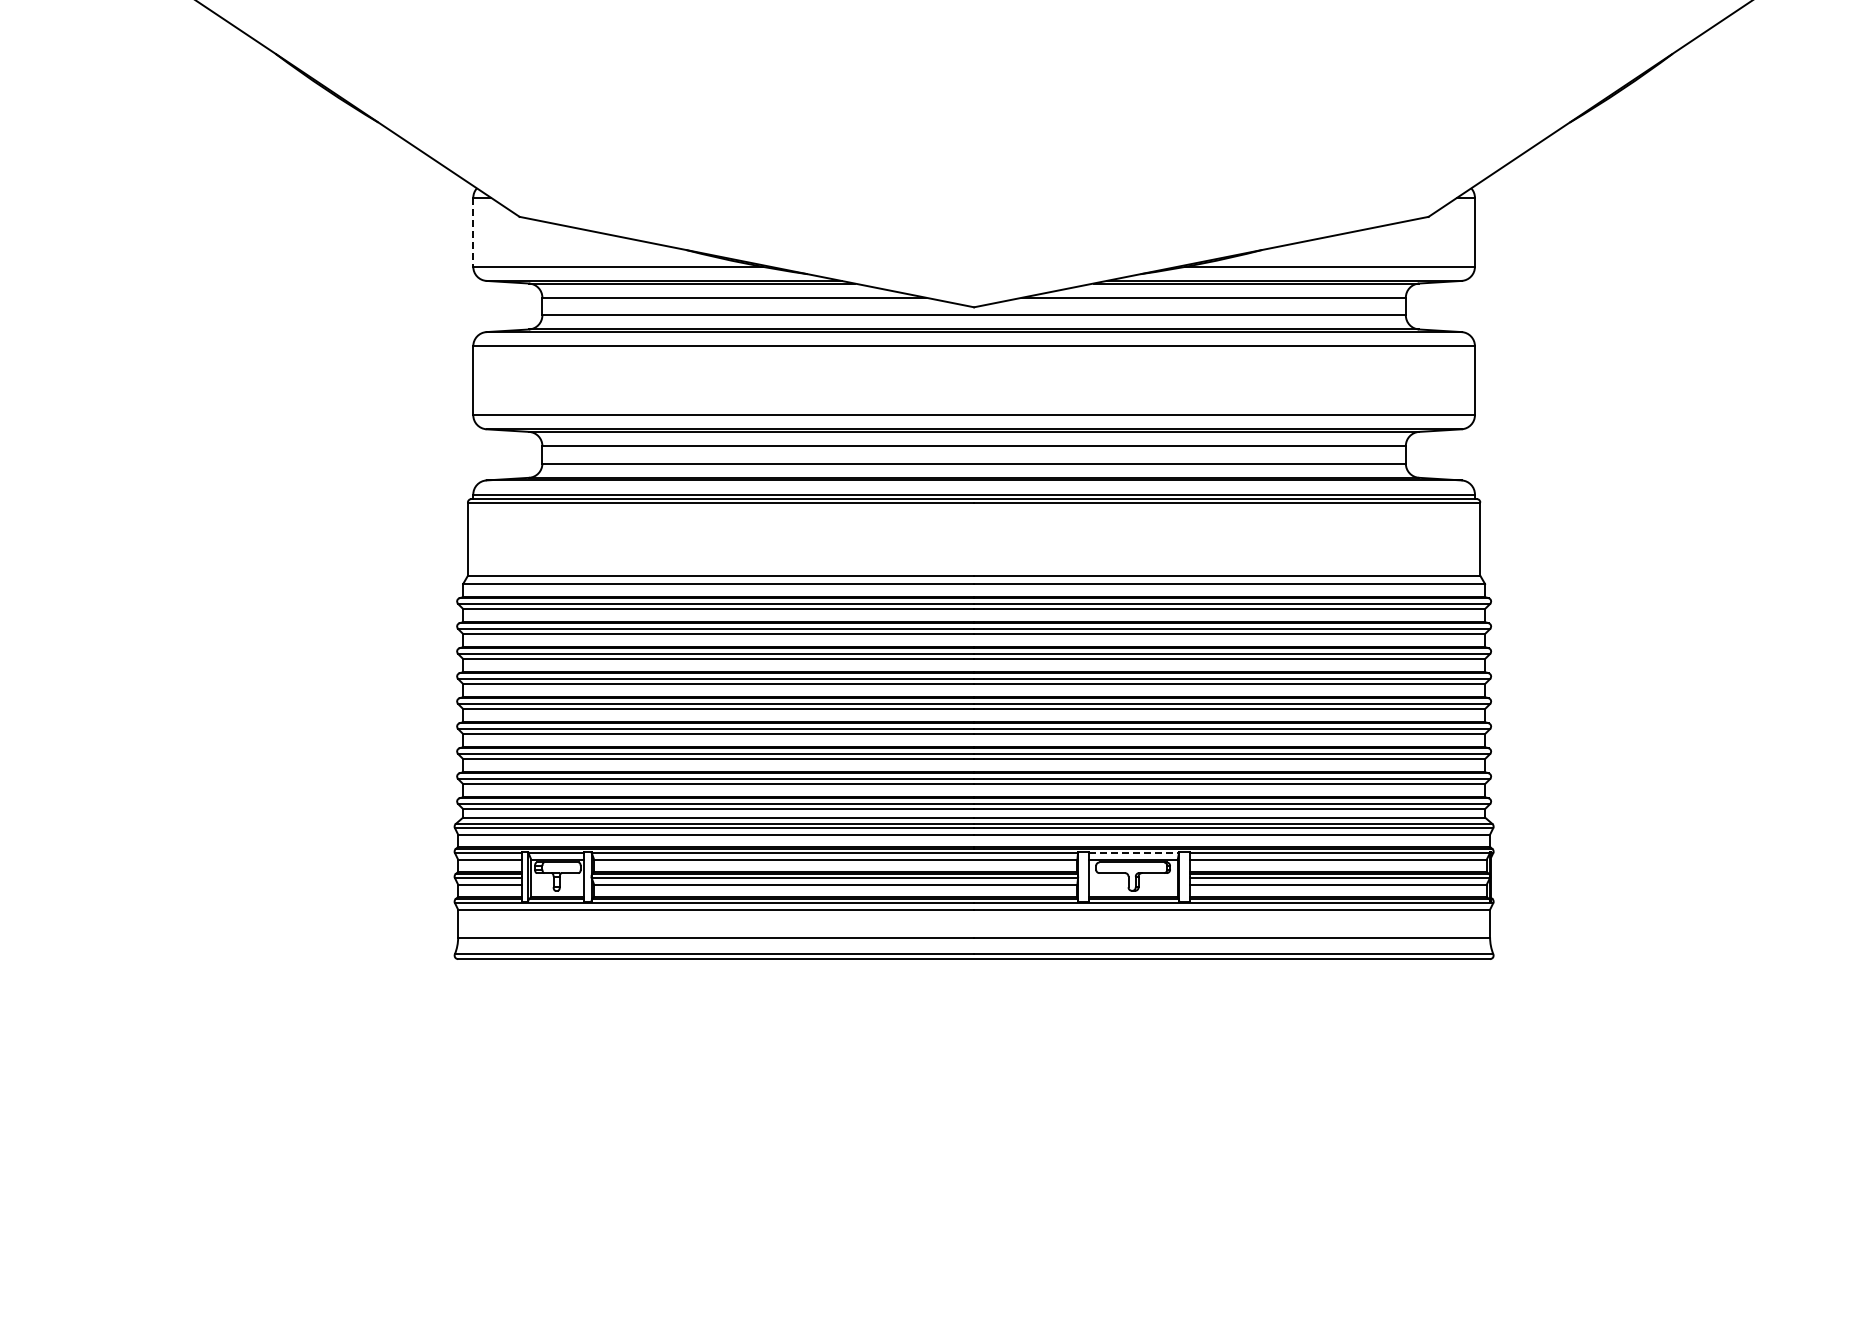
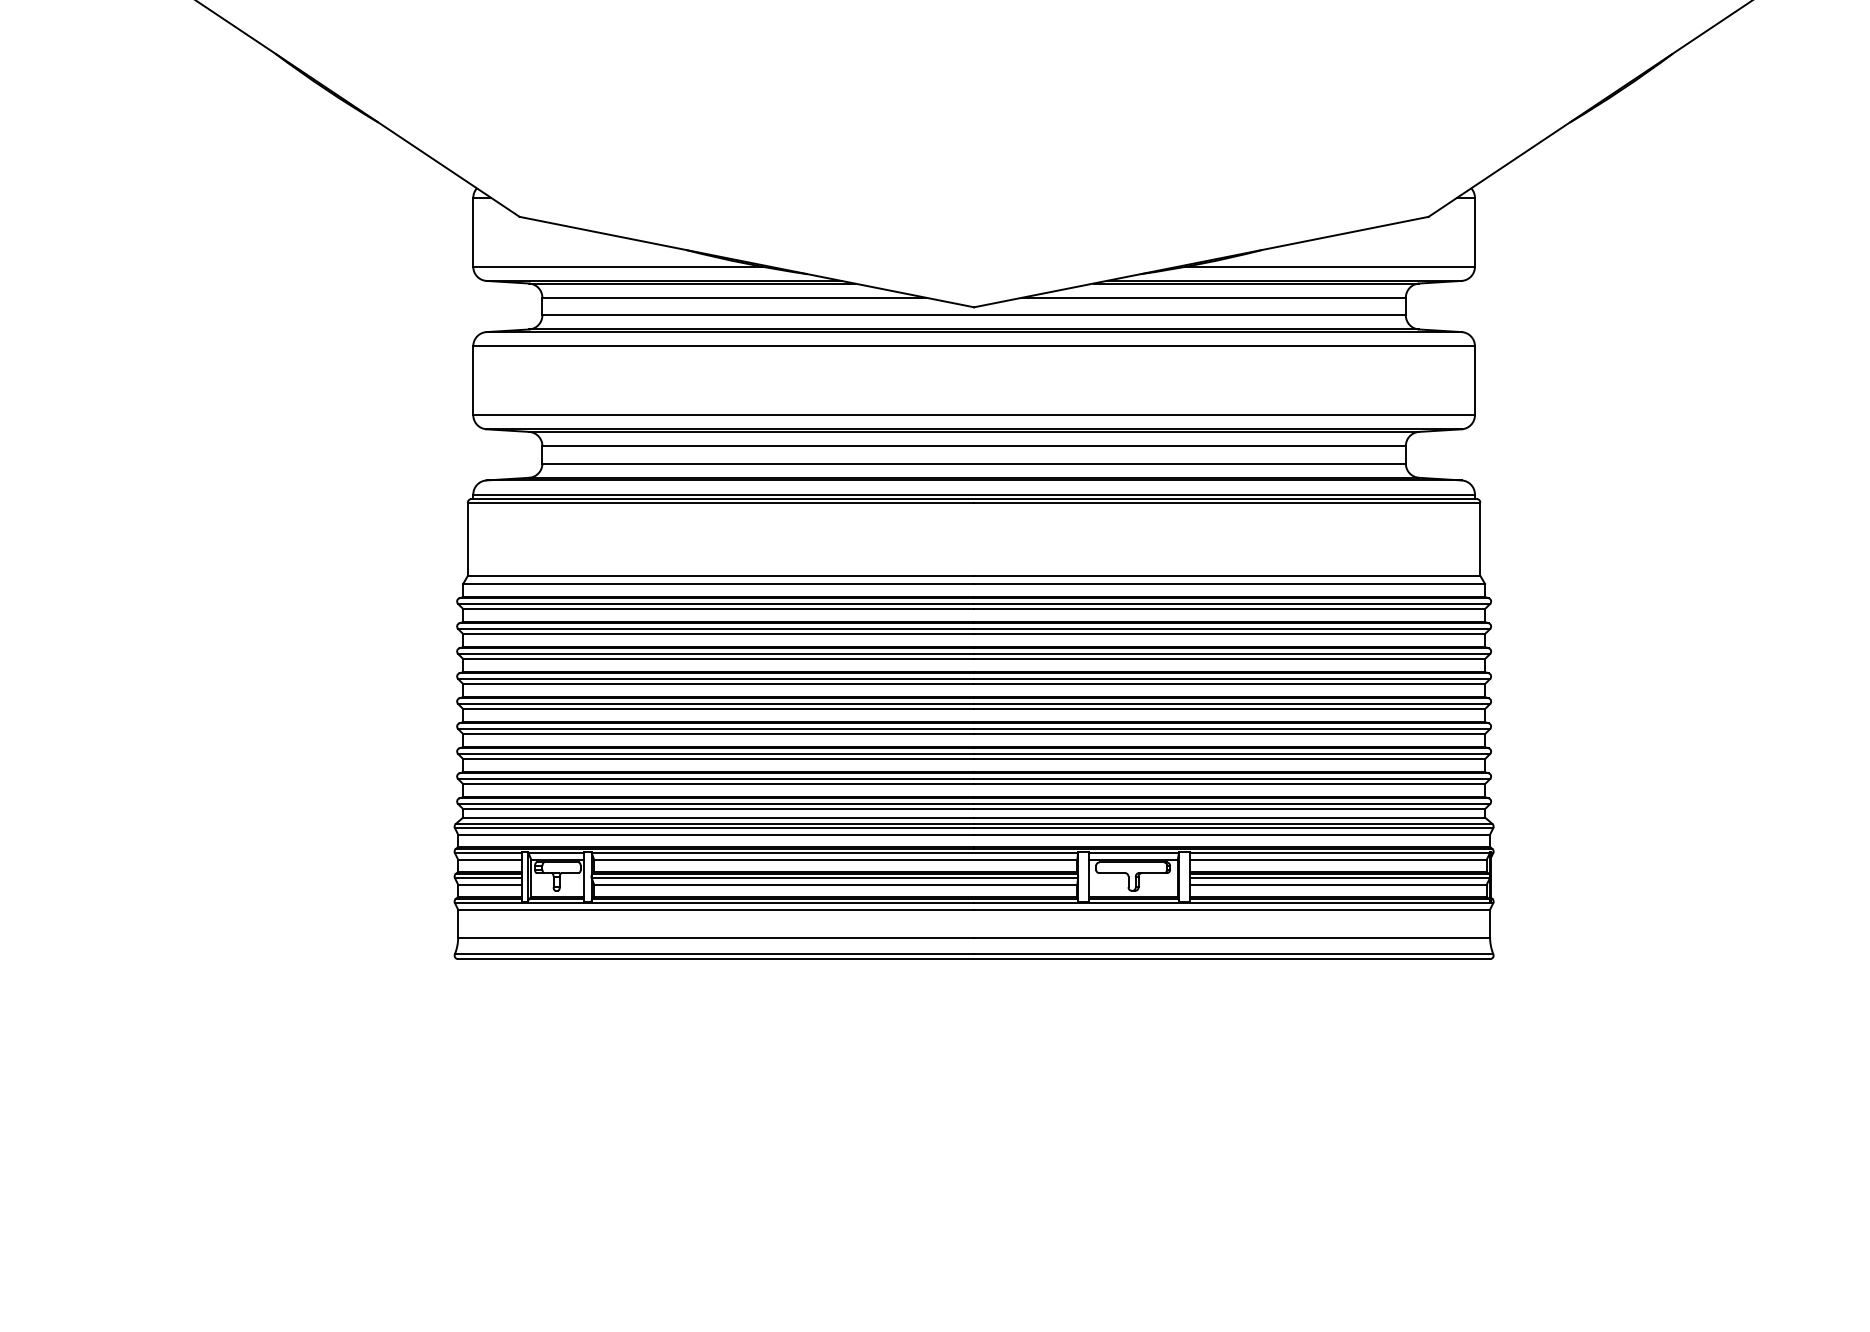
line: dashed -> solid (473, 232)
line: dashed -> solid (1134, 853)
